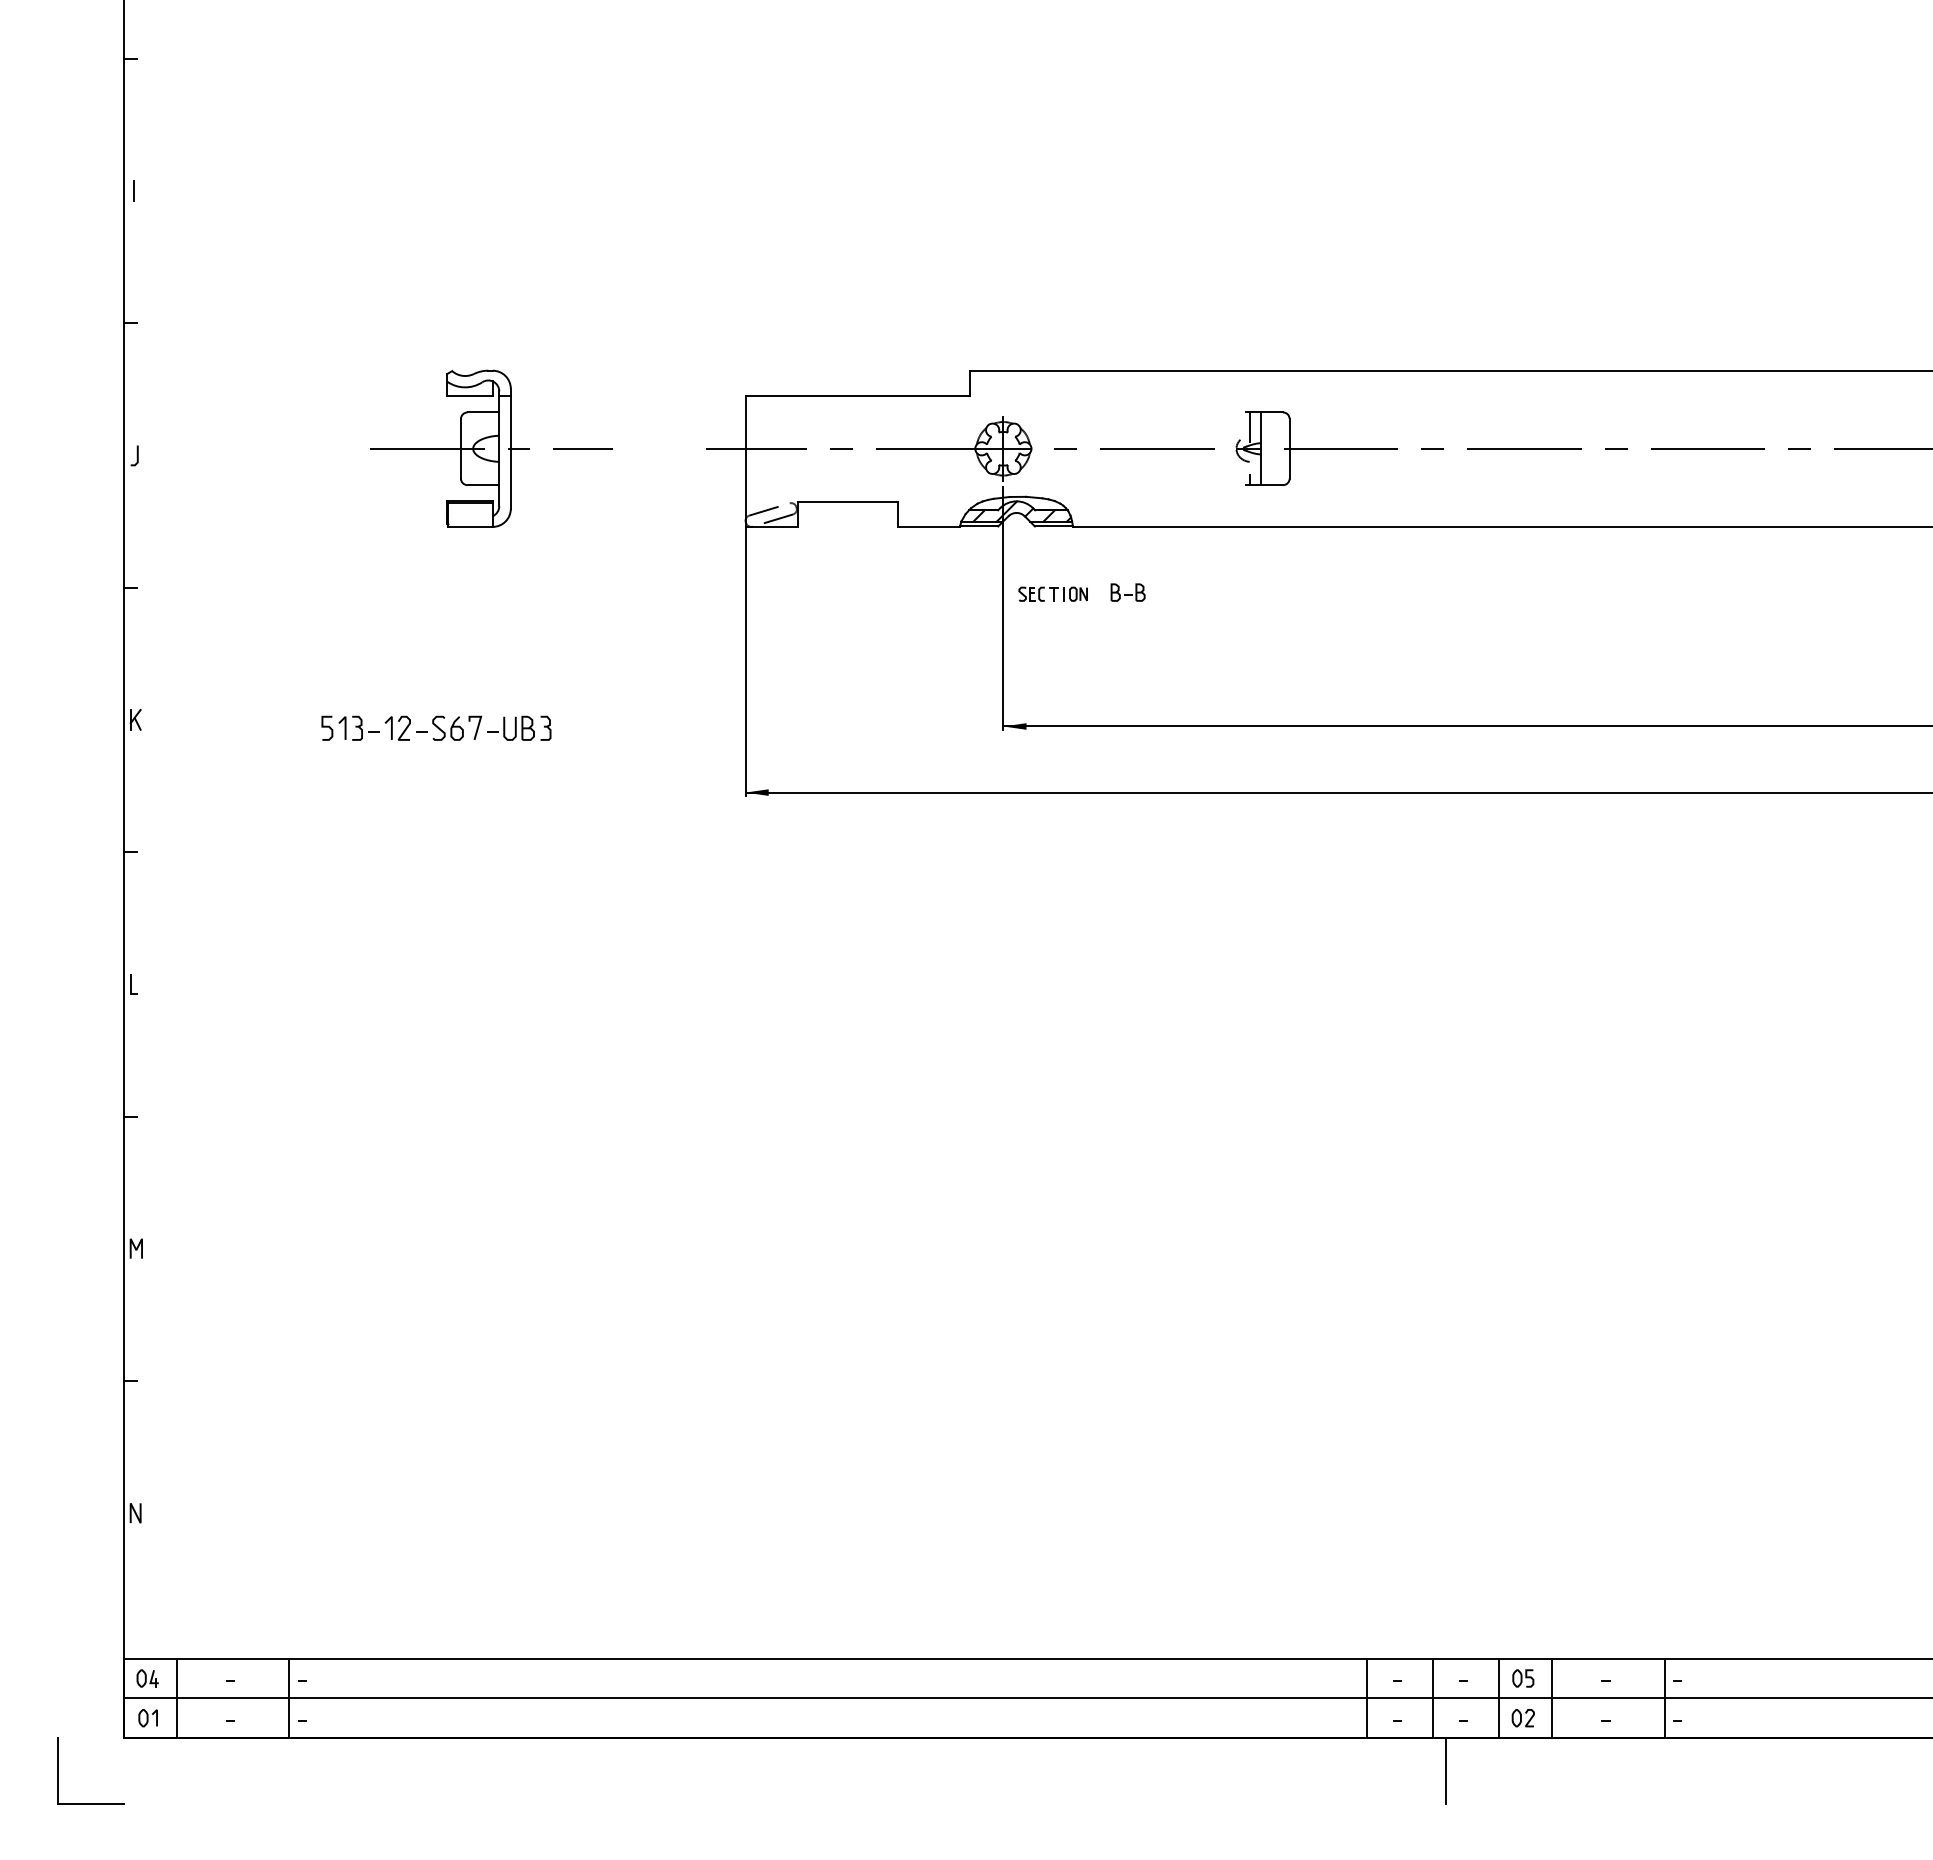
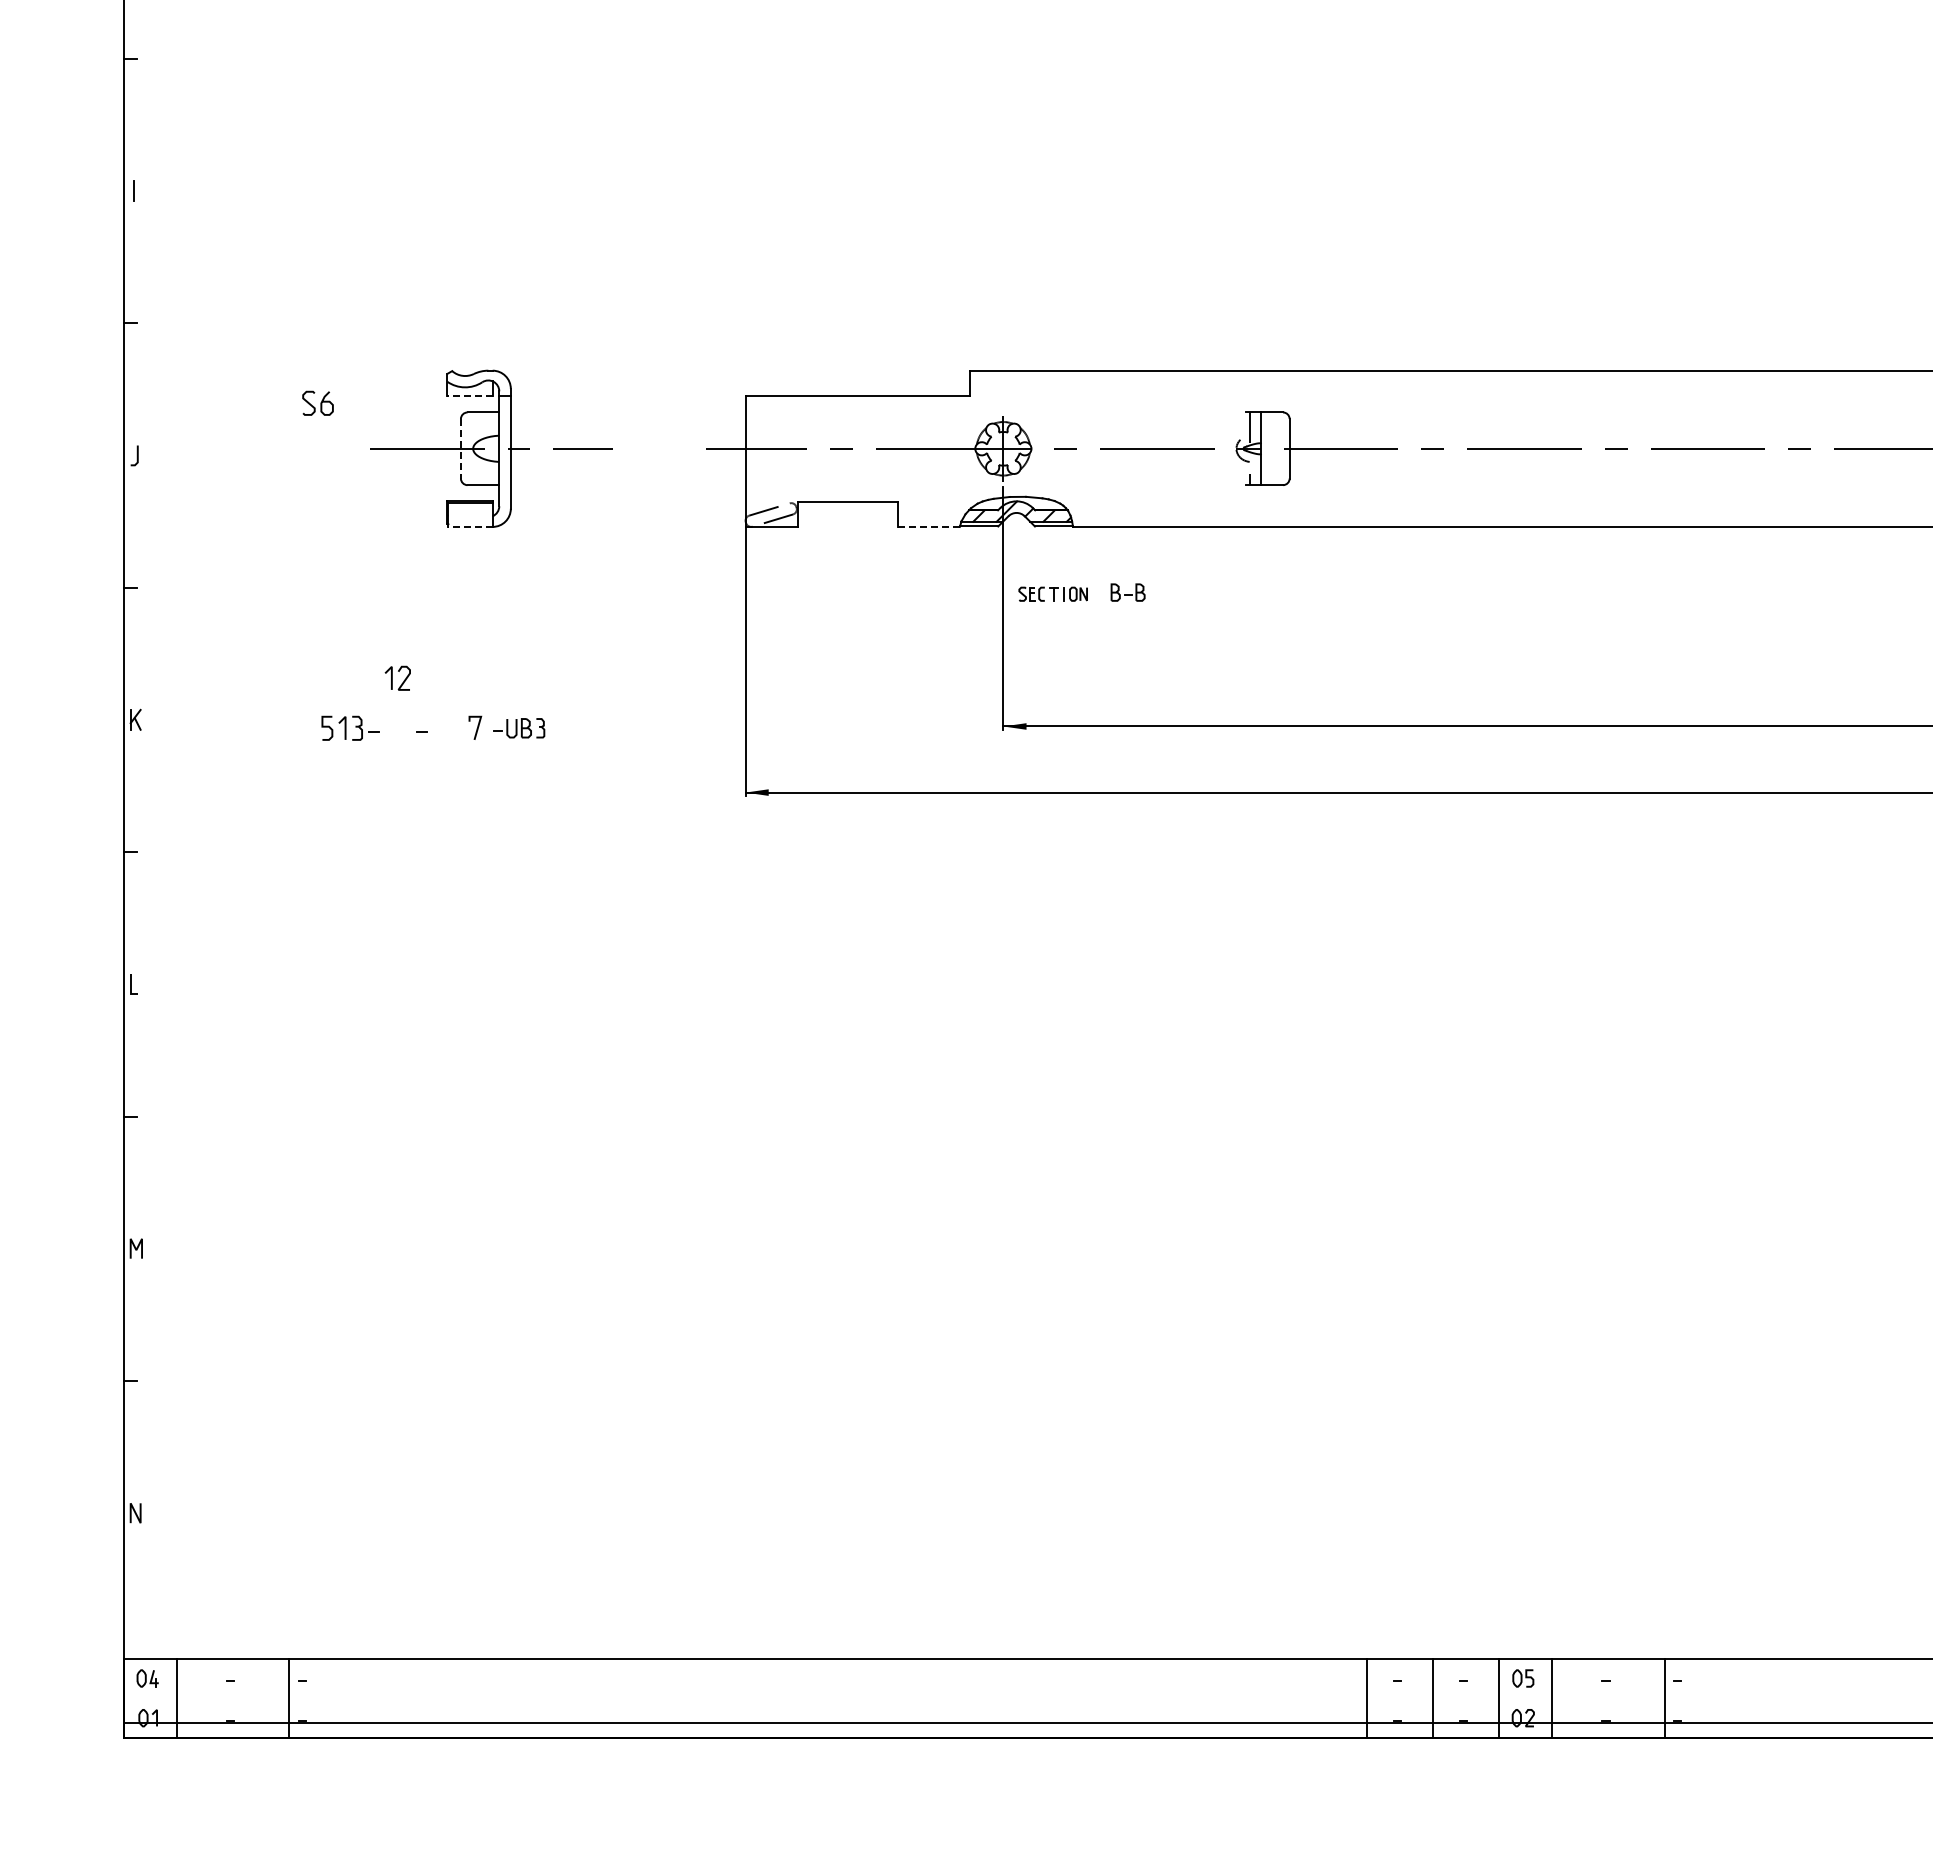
line: solid -> dashed (470, 396)
line: solid -> dashed (460, 448)
line: solid -> dashed (470, 526)
line: solid -> dashed (928, 526)
part position: (397, 727) -> (397, 677) (397, 677)
part position: (447, 727) -> (317, 402) (317, 402)
part size: 65x26 px -> 53x21 px (519, 728)
line position: (1026, 1698) -> (1026, 1723) (1026, 1723)
part: present -> none (58, 1770)
line: present -> none (1446, 1771)
